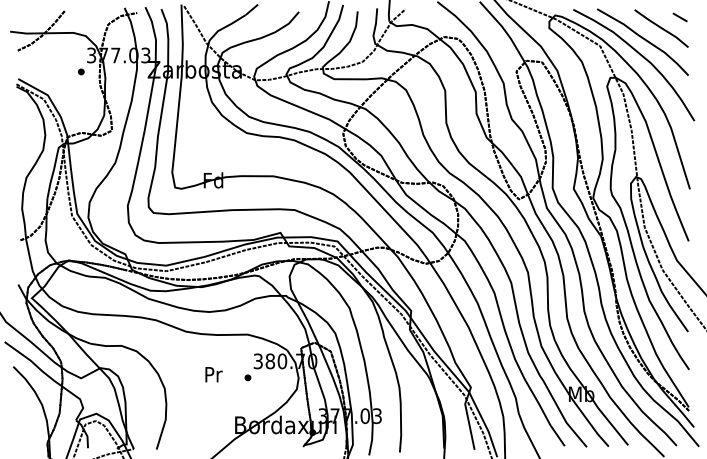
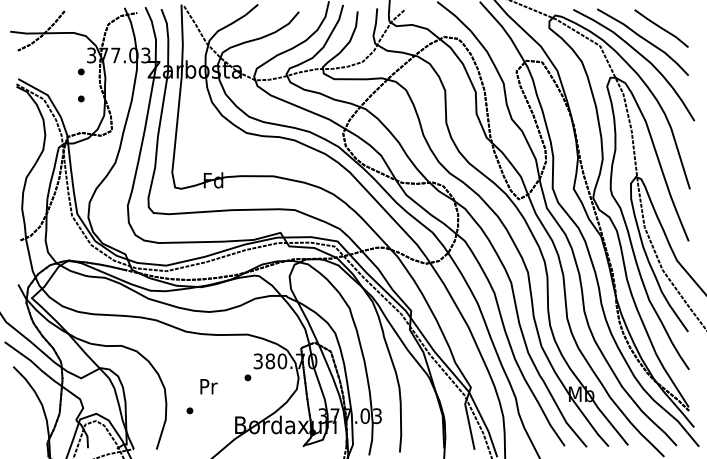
line: present -> none (679, 17)
part: none -> present (81, 98)
text position: (213, 374) -> (208, 386) (208, 386)
part: none -> present (189, 410)
